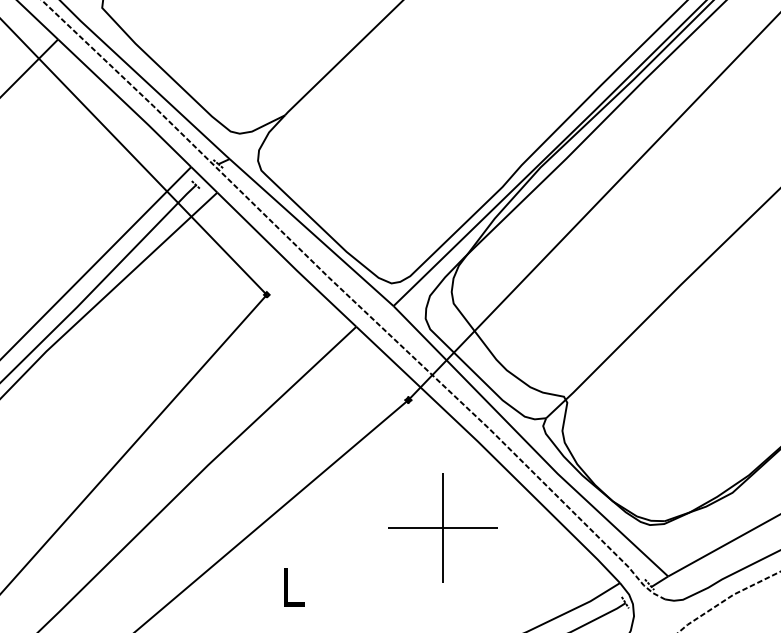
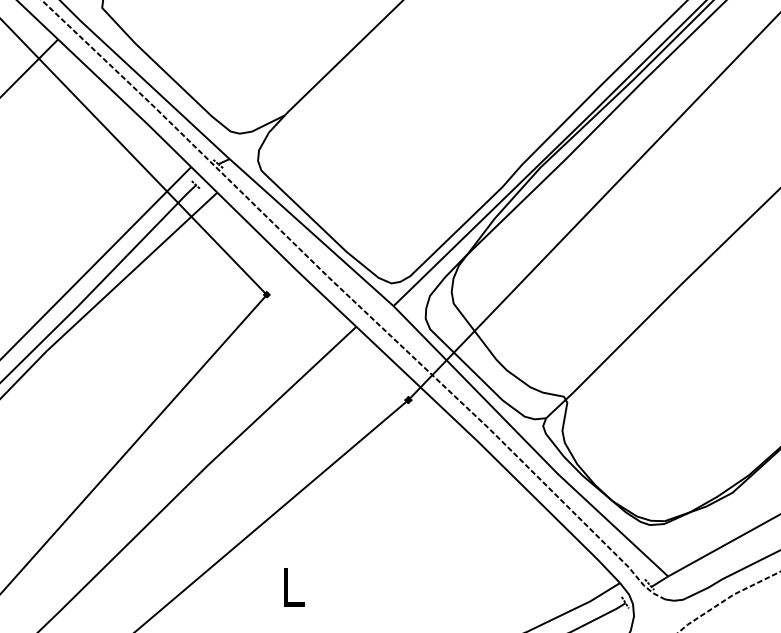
part: present -> none (442, 527)
